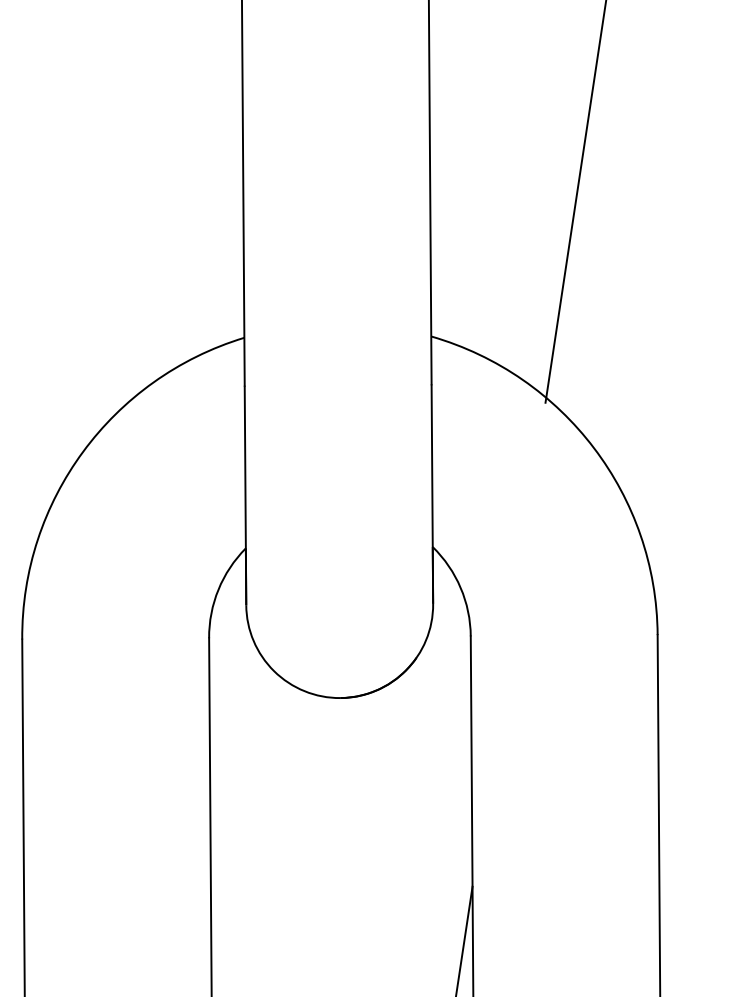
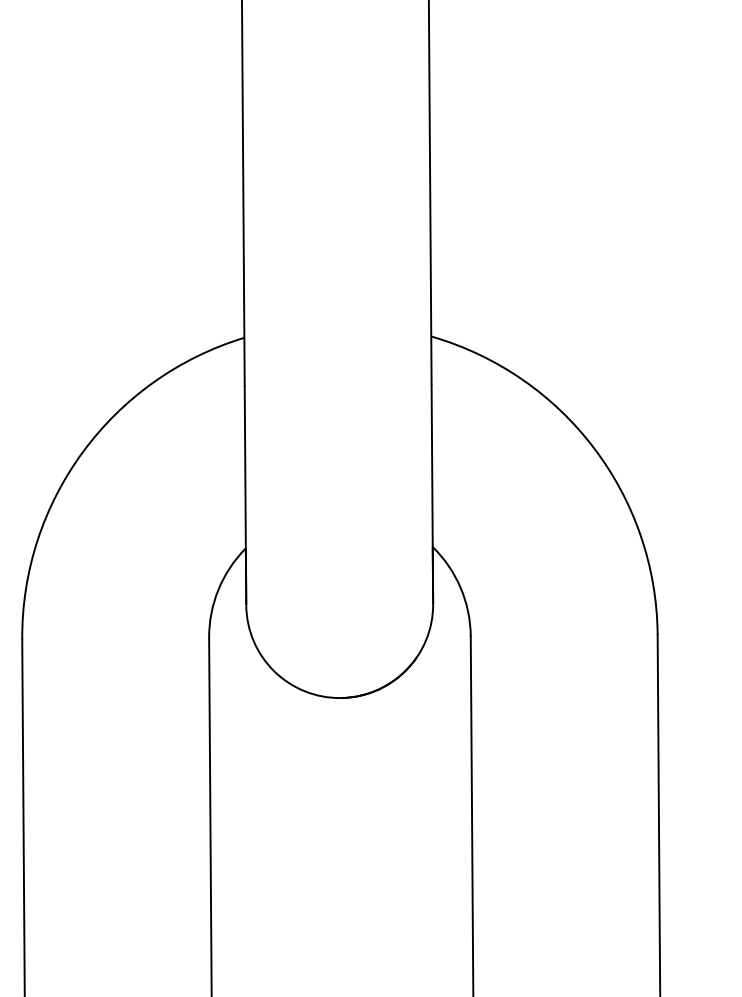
line: present -> none (575, 202)
line: present -> none (464, 939)
